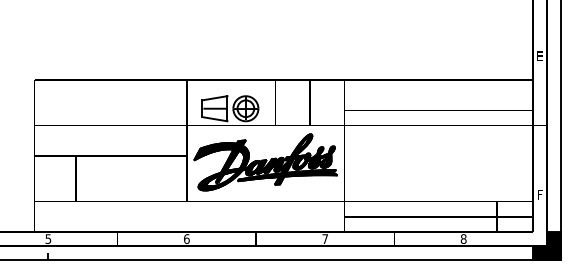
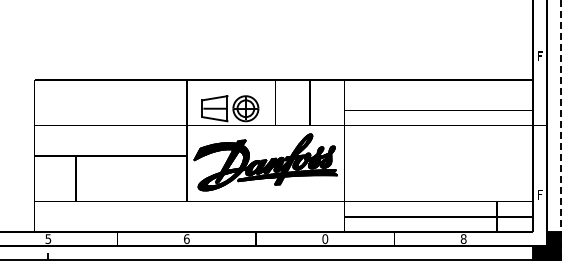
text: E -> F (539, 55)
line: solid -> dashed (560, 129)
text: 7 -> 0 (325, 238)
